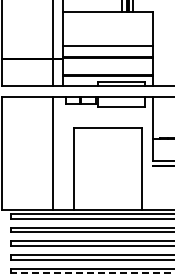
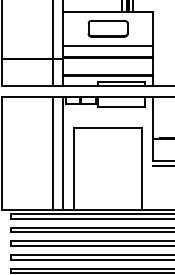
part: none -> present (107, 28)
line: none -> present (62, 153)
line: dashed -> solid (92, 273)
